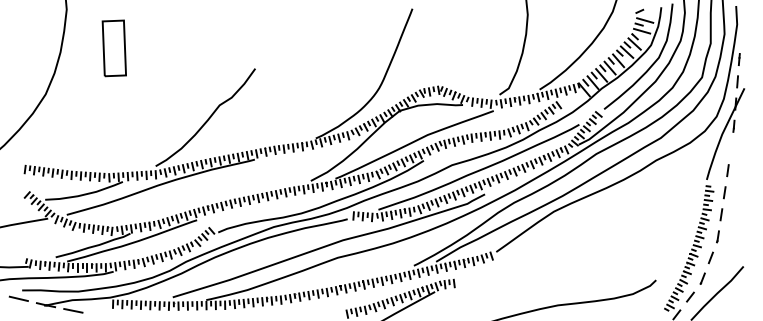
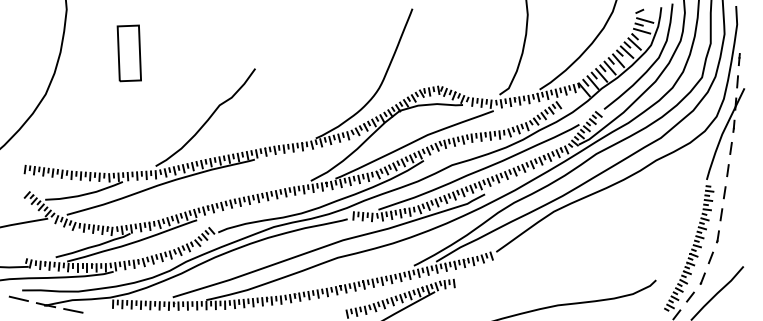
part position: (113, 48) -> (128, 53) (128, 53)
line: none -> present (730, 148)
